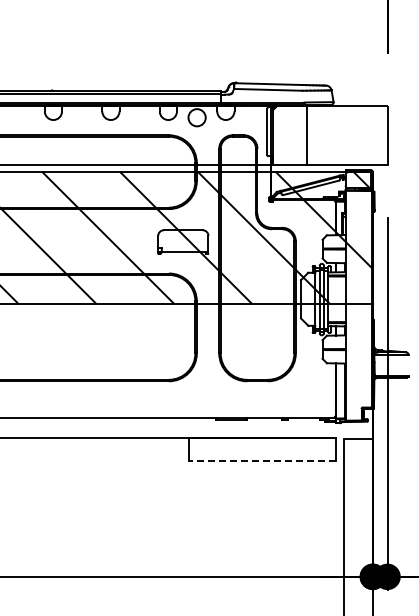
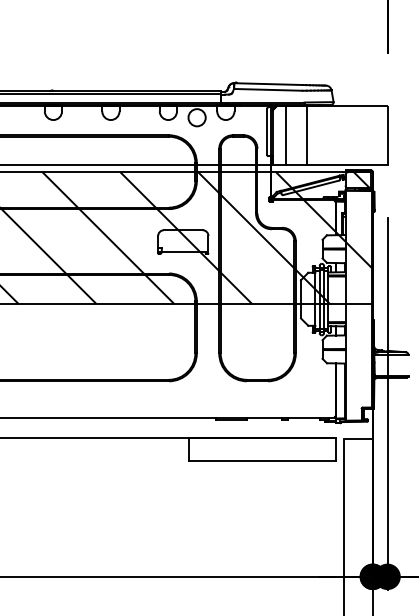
line: none -> present (286, 134)
line: dashed -> solid (262, 461)
